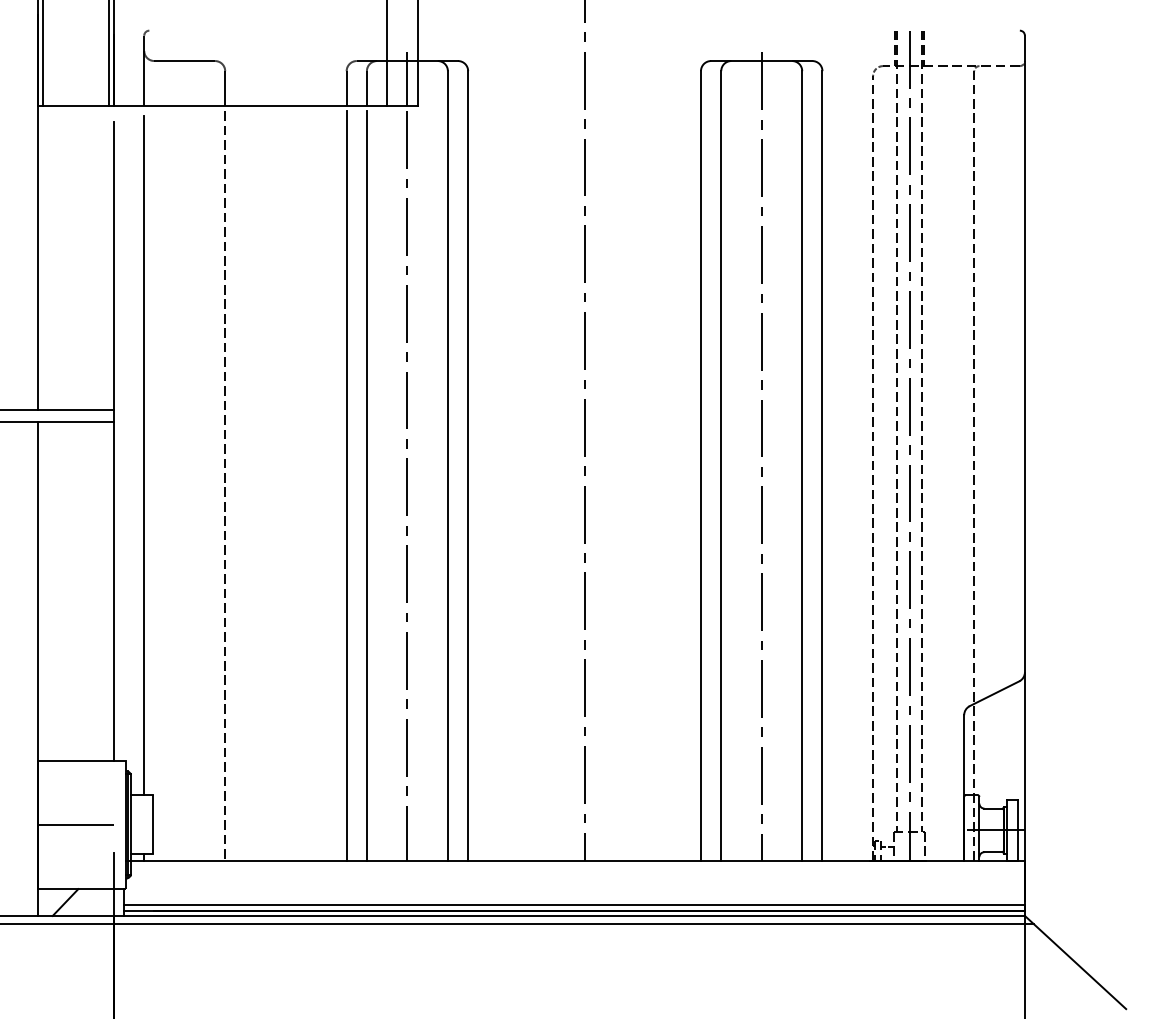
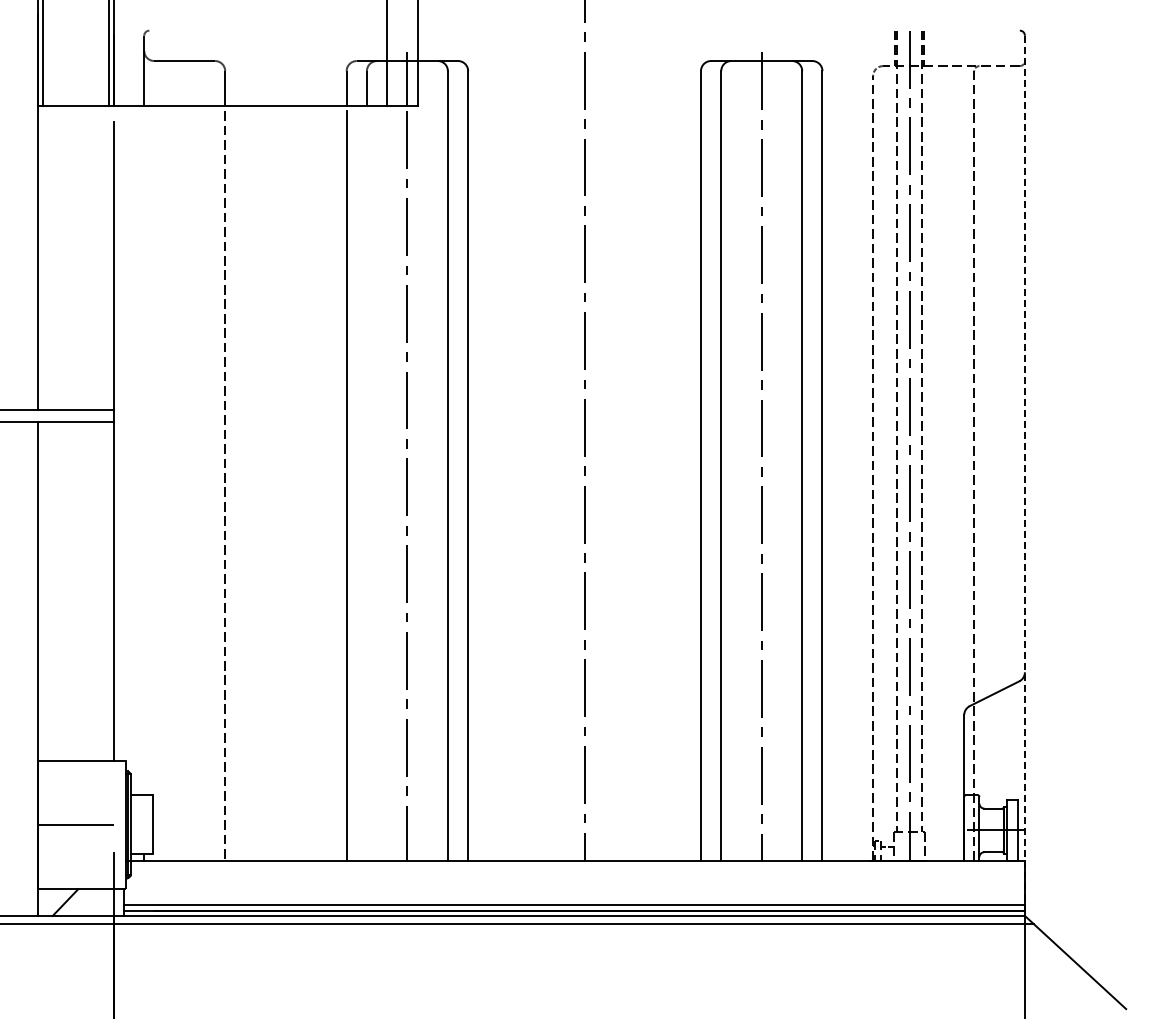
line: present -> none (144, 455)
line: solid -> dashed (1024, 468)
line: present -> none (366, 485)
